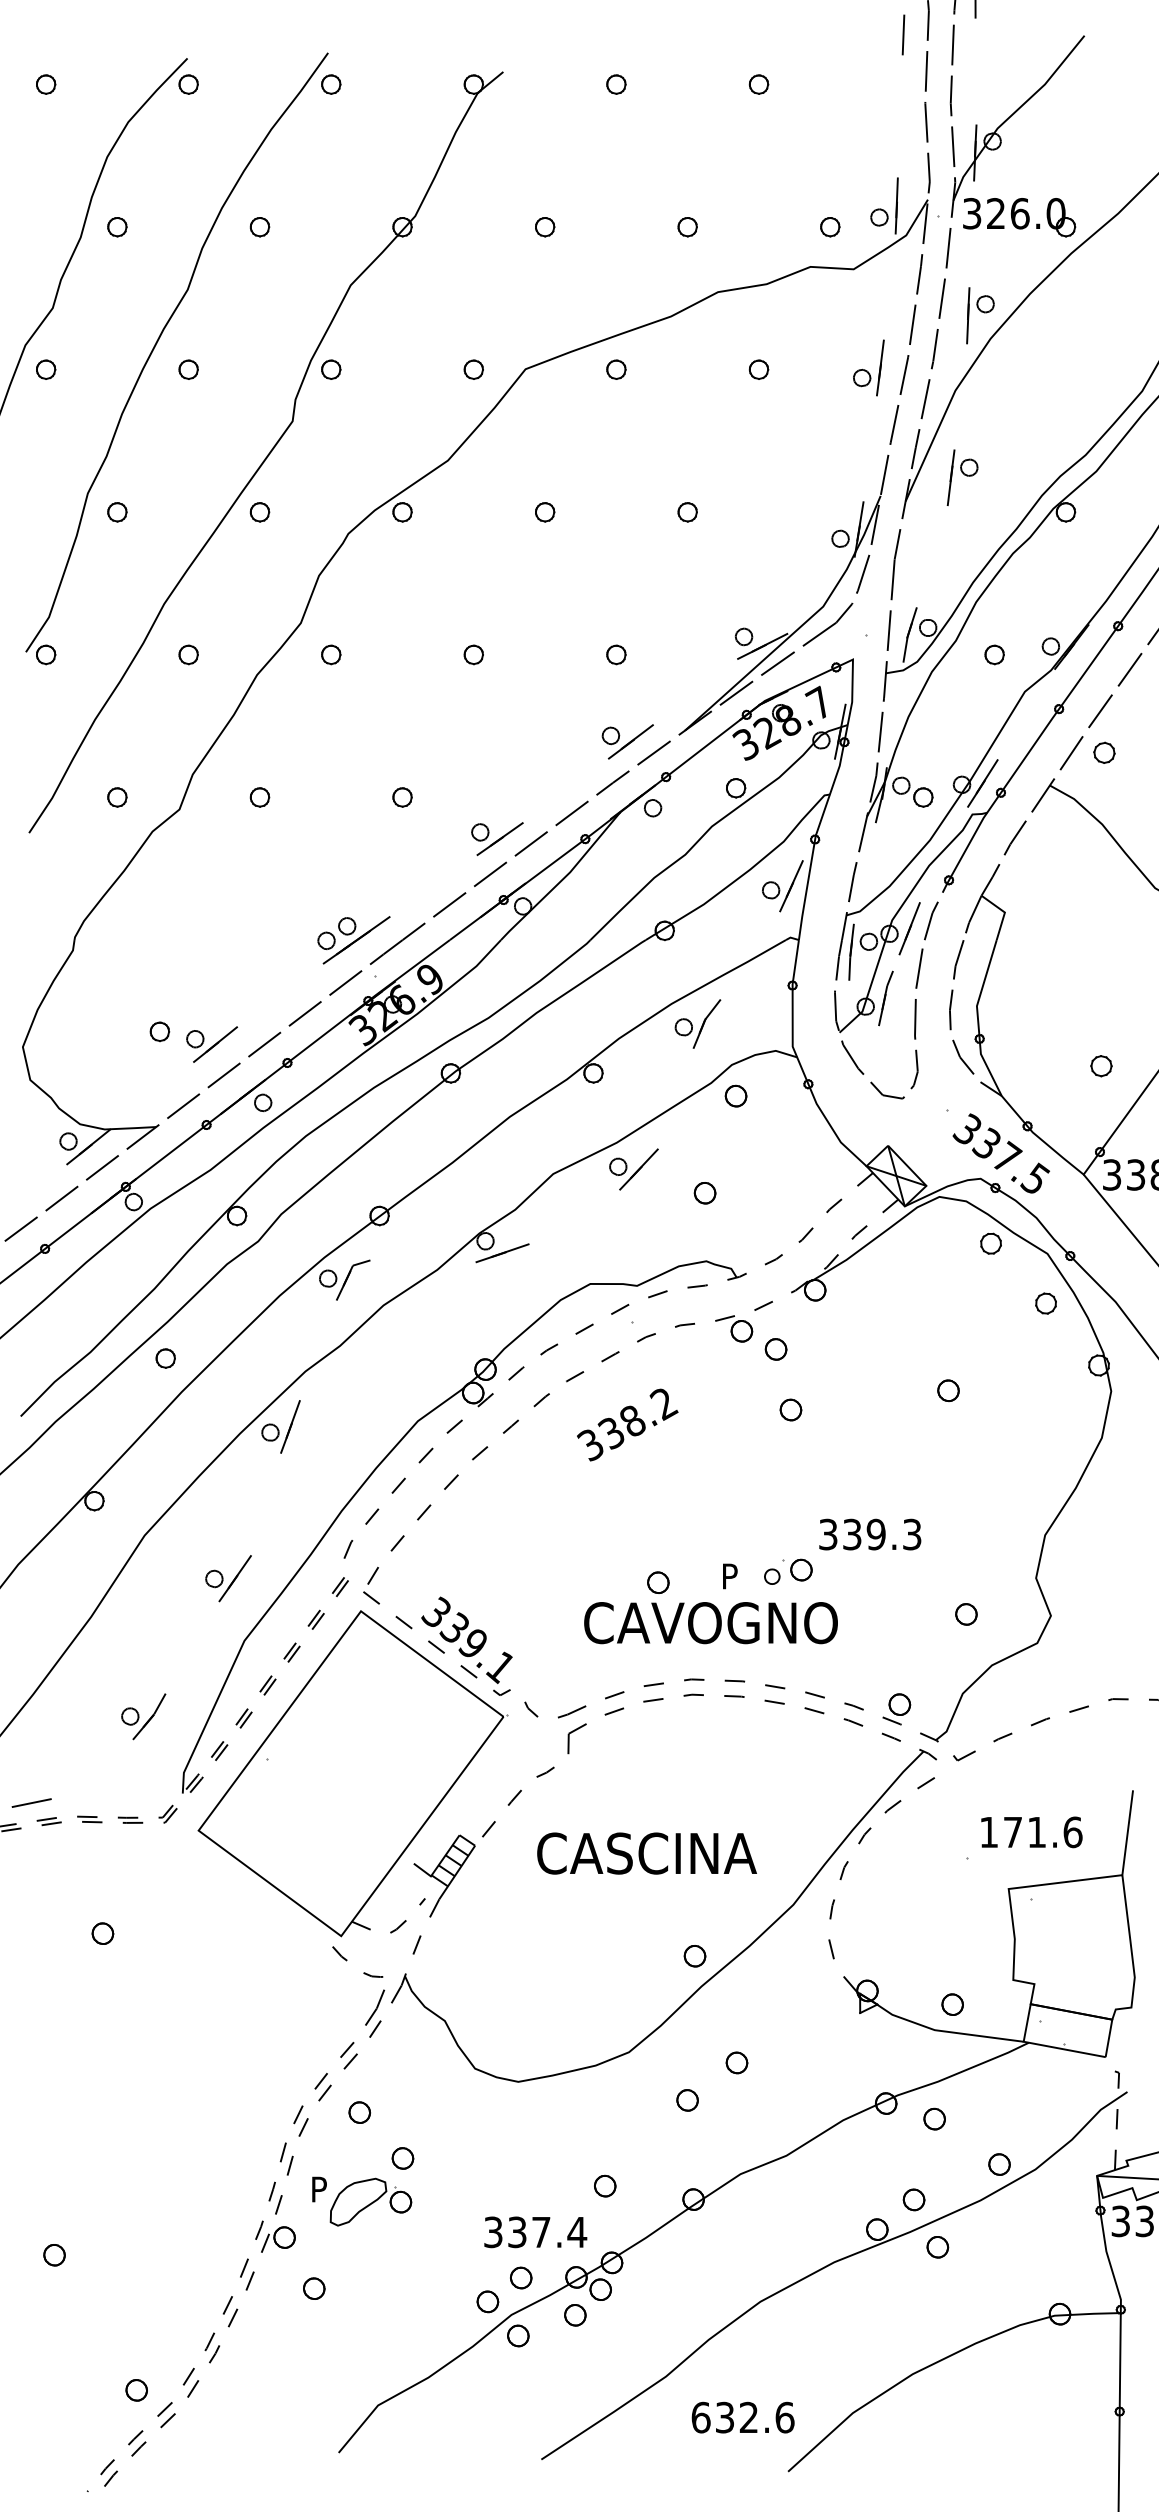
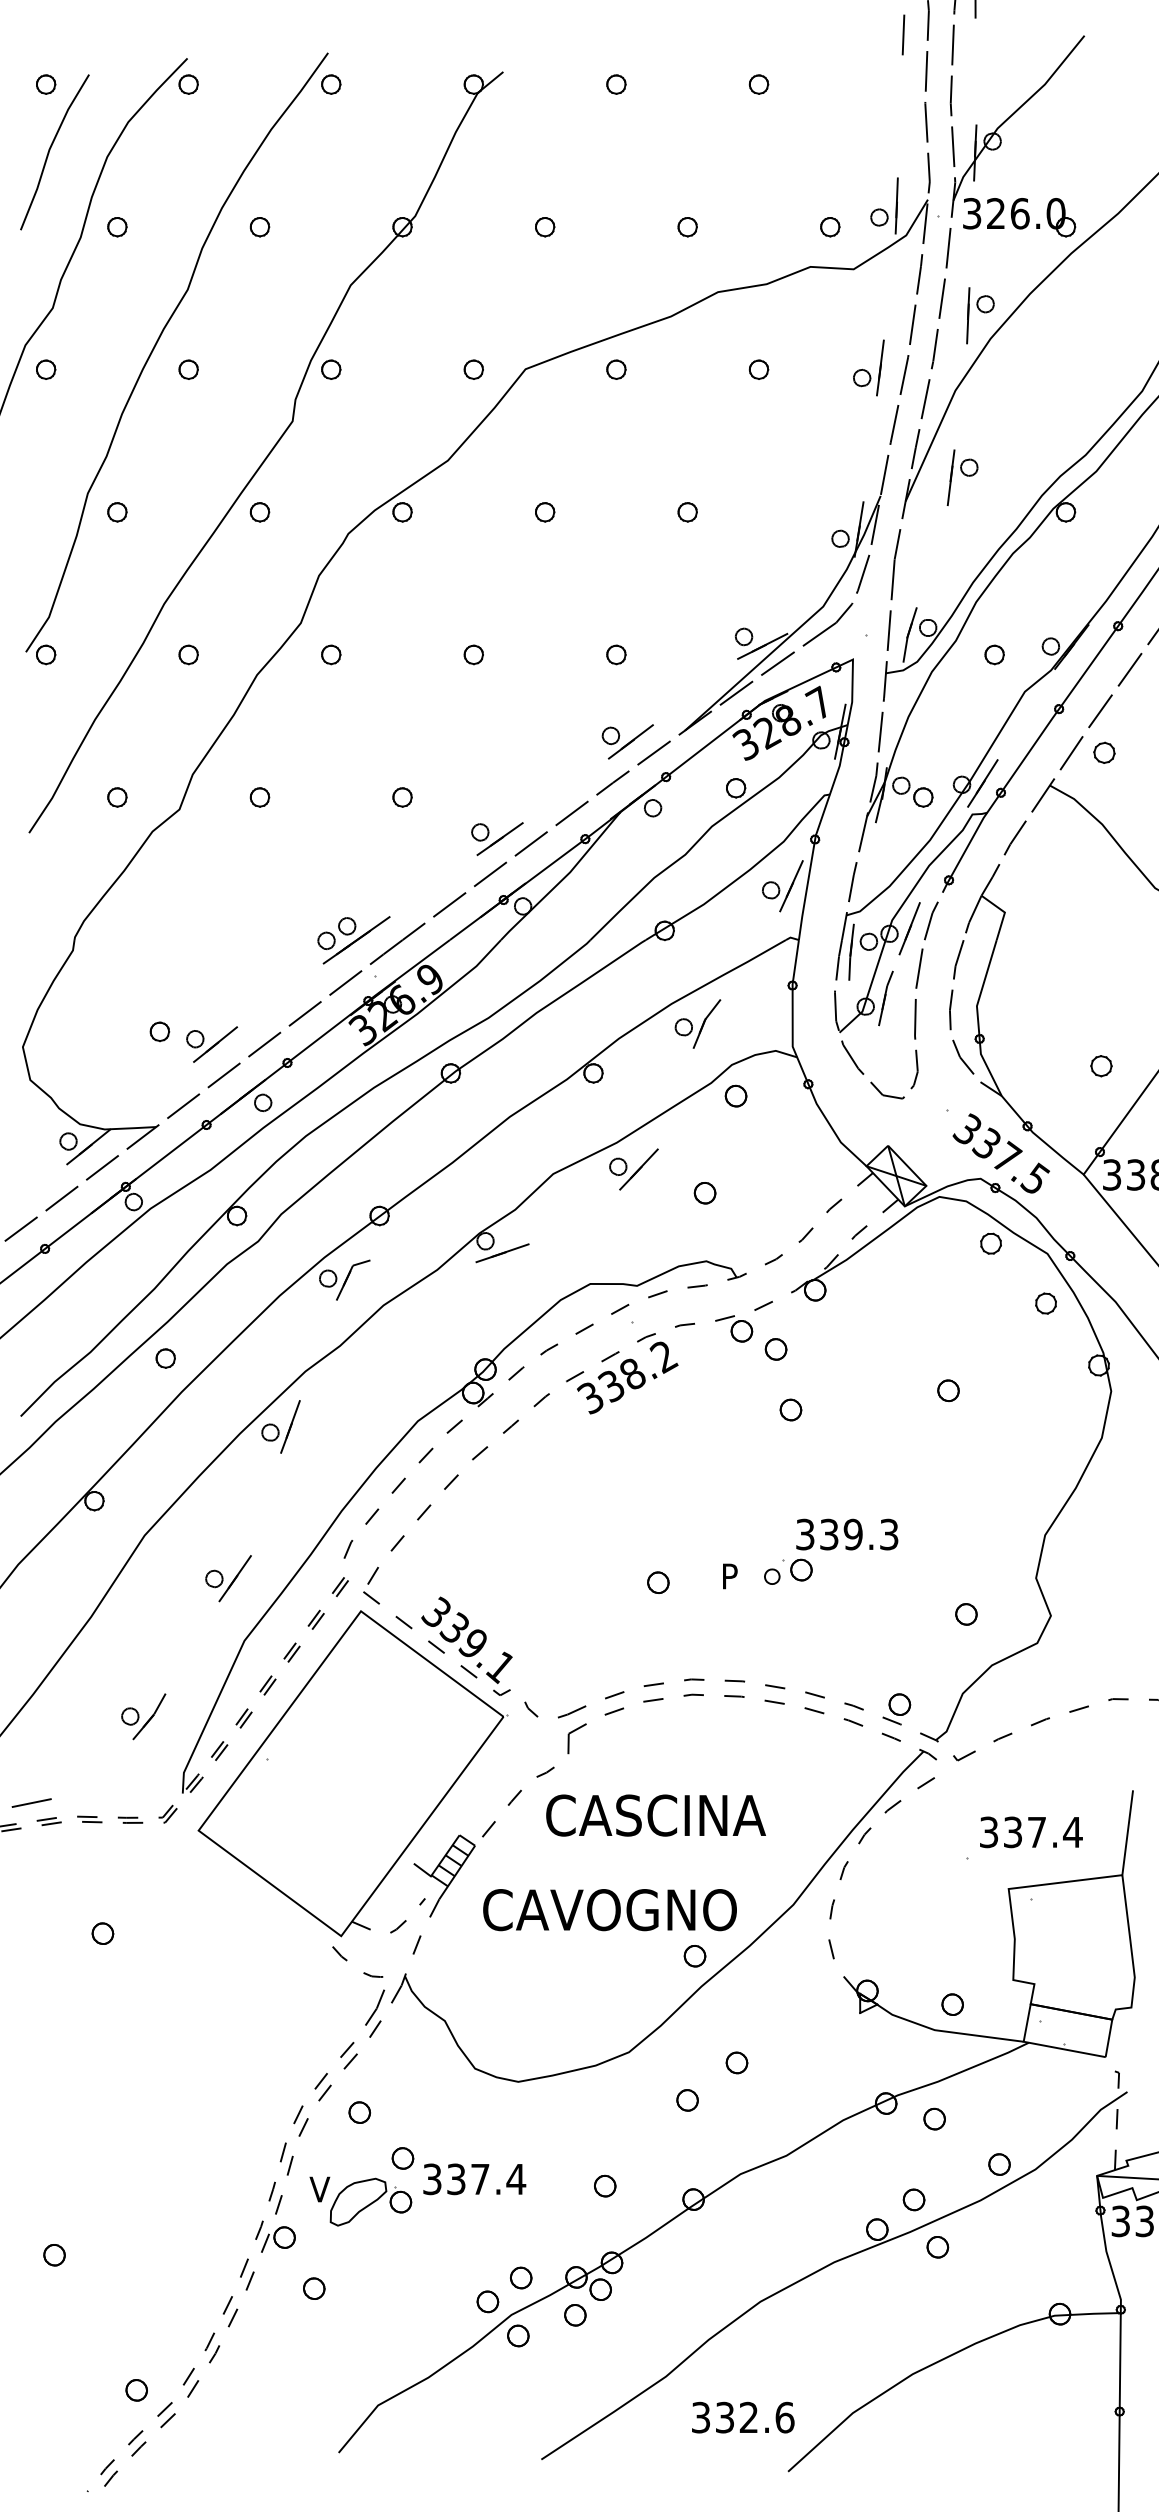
line: none -> present (50, 150)
text position: (627, 1424) -> (627, 1377) (627, 1377)
text position: (870, 1534) -> (847, 1534) (847, 1534)
text position: (710, 1623) -> (609, 1910) (609, 1910)
text: 171.6 -> 337.4 (1031, 1832)
text position: (646, 1853) -> (655, 1815) (655, 1815)
text: P -> V (319, 2189)
text position: (535, 2232) -> (474, 2179) (474, 2179)
text: 632.6 -> 332.6 (700, 2417)
